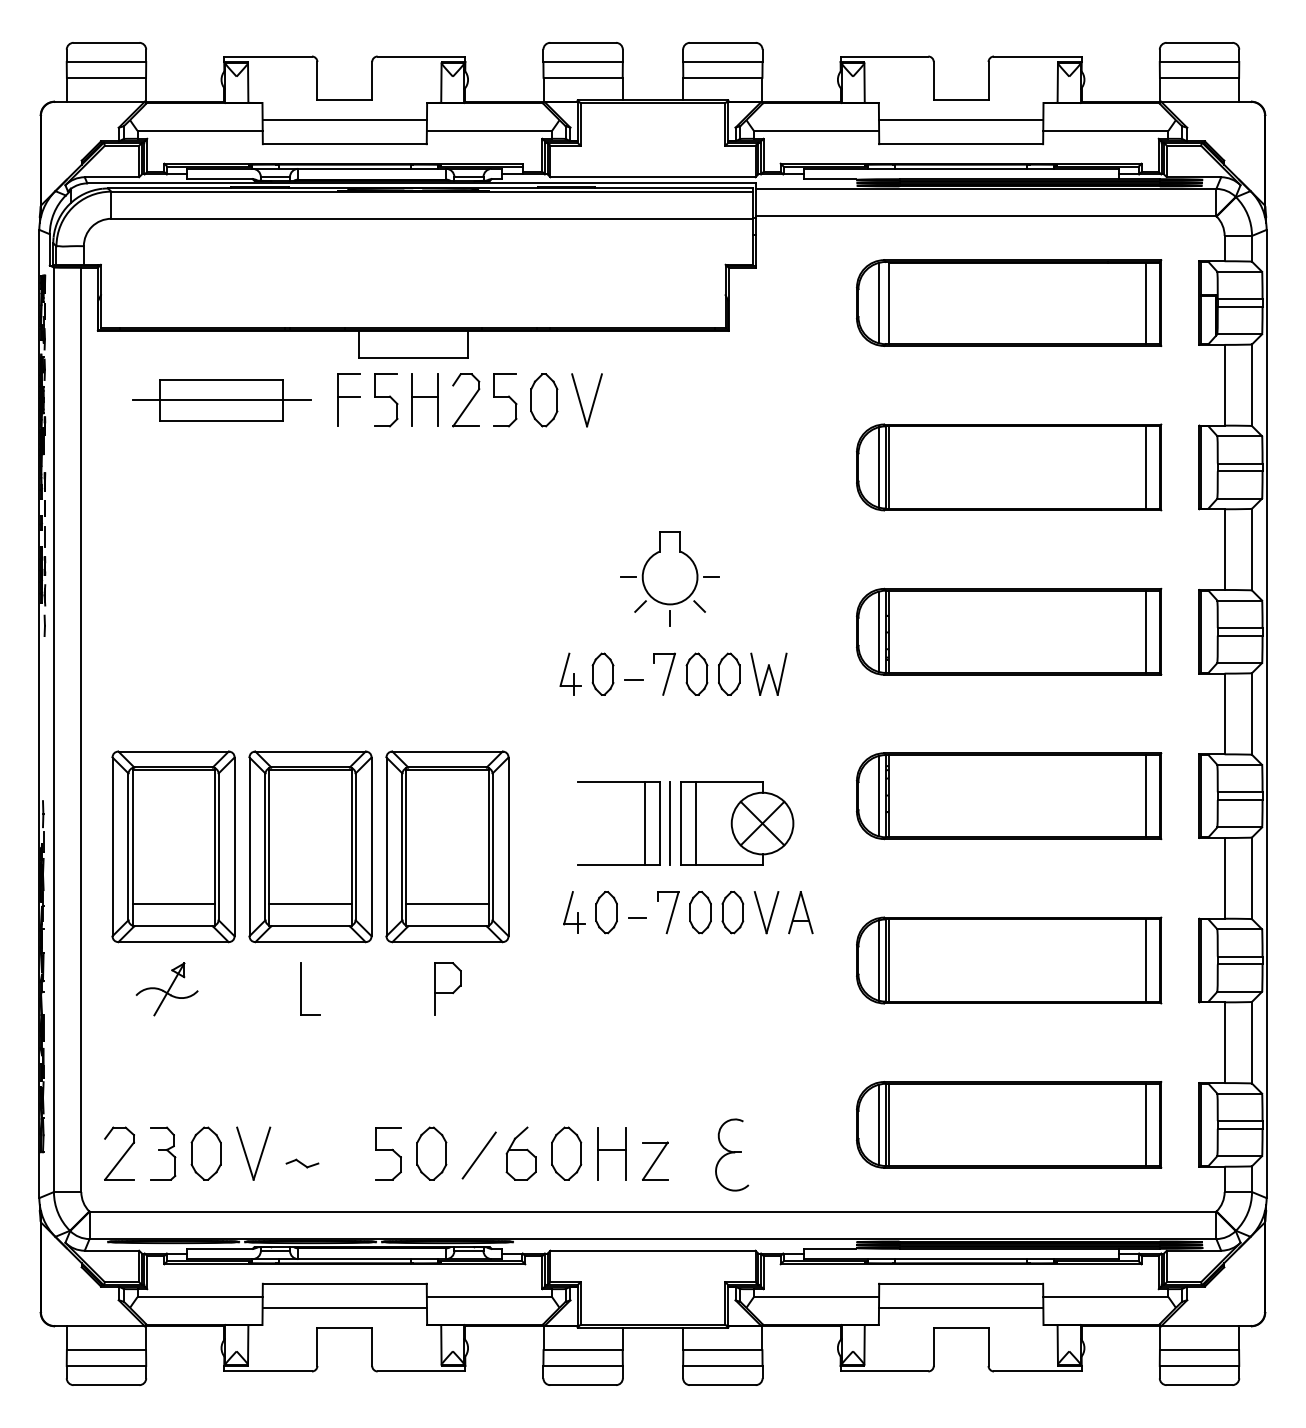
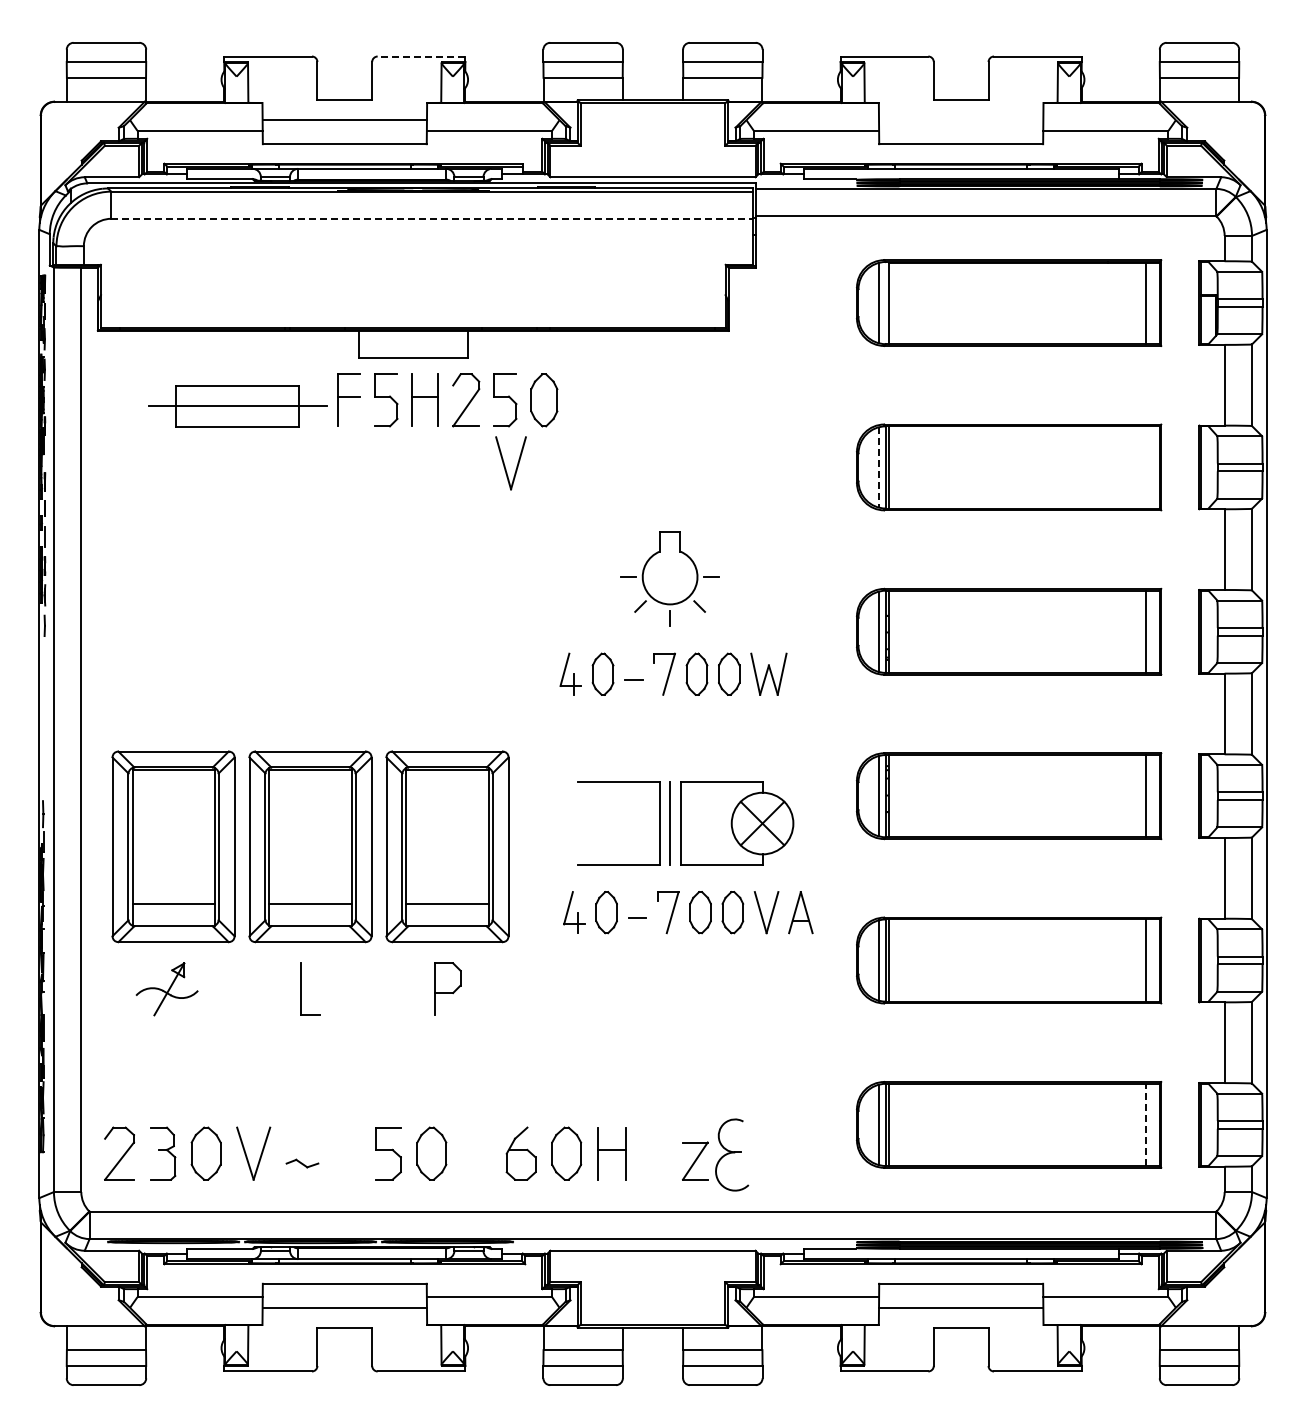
line: solid -> dashed (421, 56)
line: present -> none (961, 119)
line: solid -> dashed (432, 218)
part position: (221, 400) -> (237, 406) (237, 406)
part position: (586, 400) -> (510, 463) (510, 463)
line: solid -> dashed (879, 467)
line: present -> none (1146, 467)
line: present -> none (644, 823)
line: present -> none (695, 823)
line: solid -> dashed (1146, 1124)
line: present -> none (478, 1155)
part position: (655, 1160) -> (695, 1160) (695, 1160)
